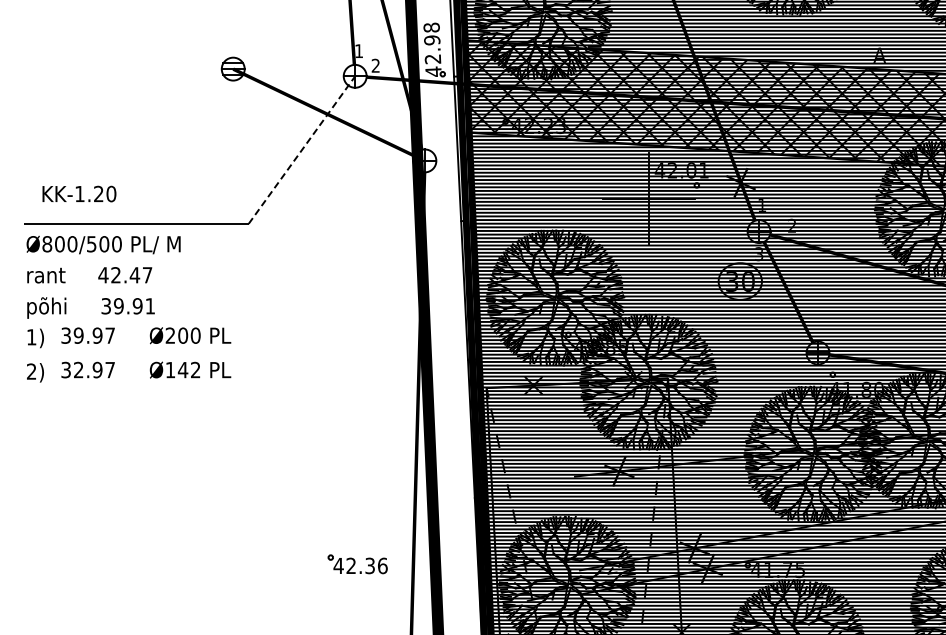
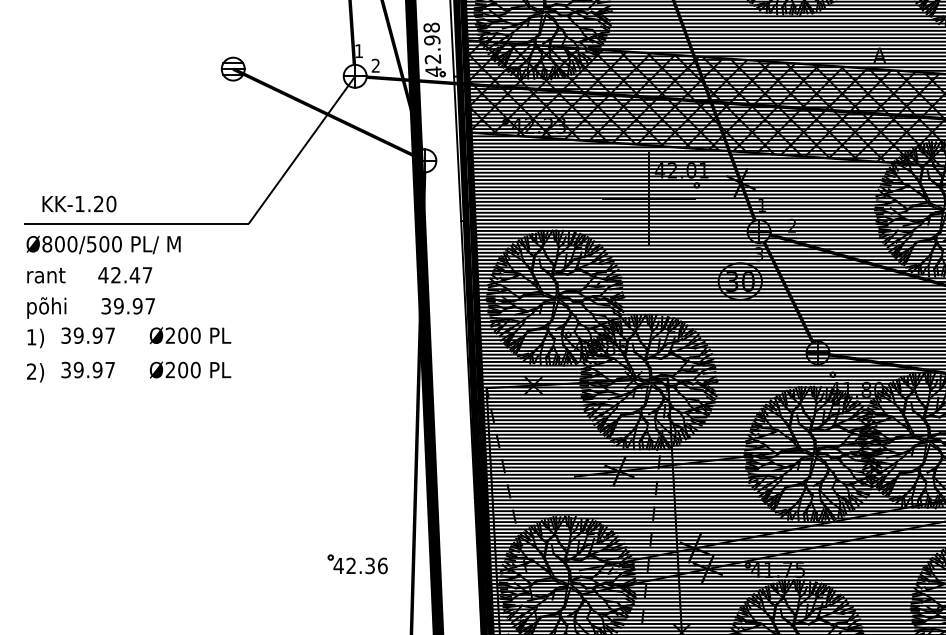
line: dashed -> solid (301, 150)
text position: (79, 193) -> (79, 203) (79, 203)
text: 39.91 -> 39.97 (149, 306)
text: Ø142 -> Ø200 (182, 369)
text: 32.97 -> 39.97 (78, 370)
